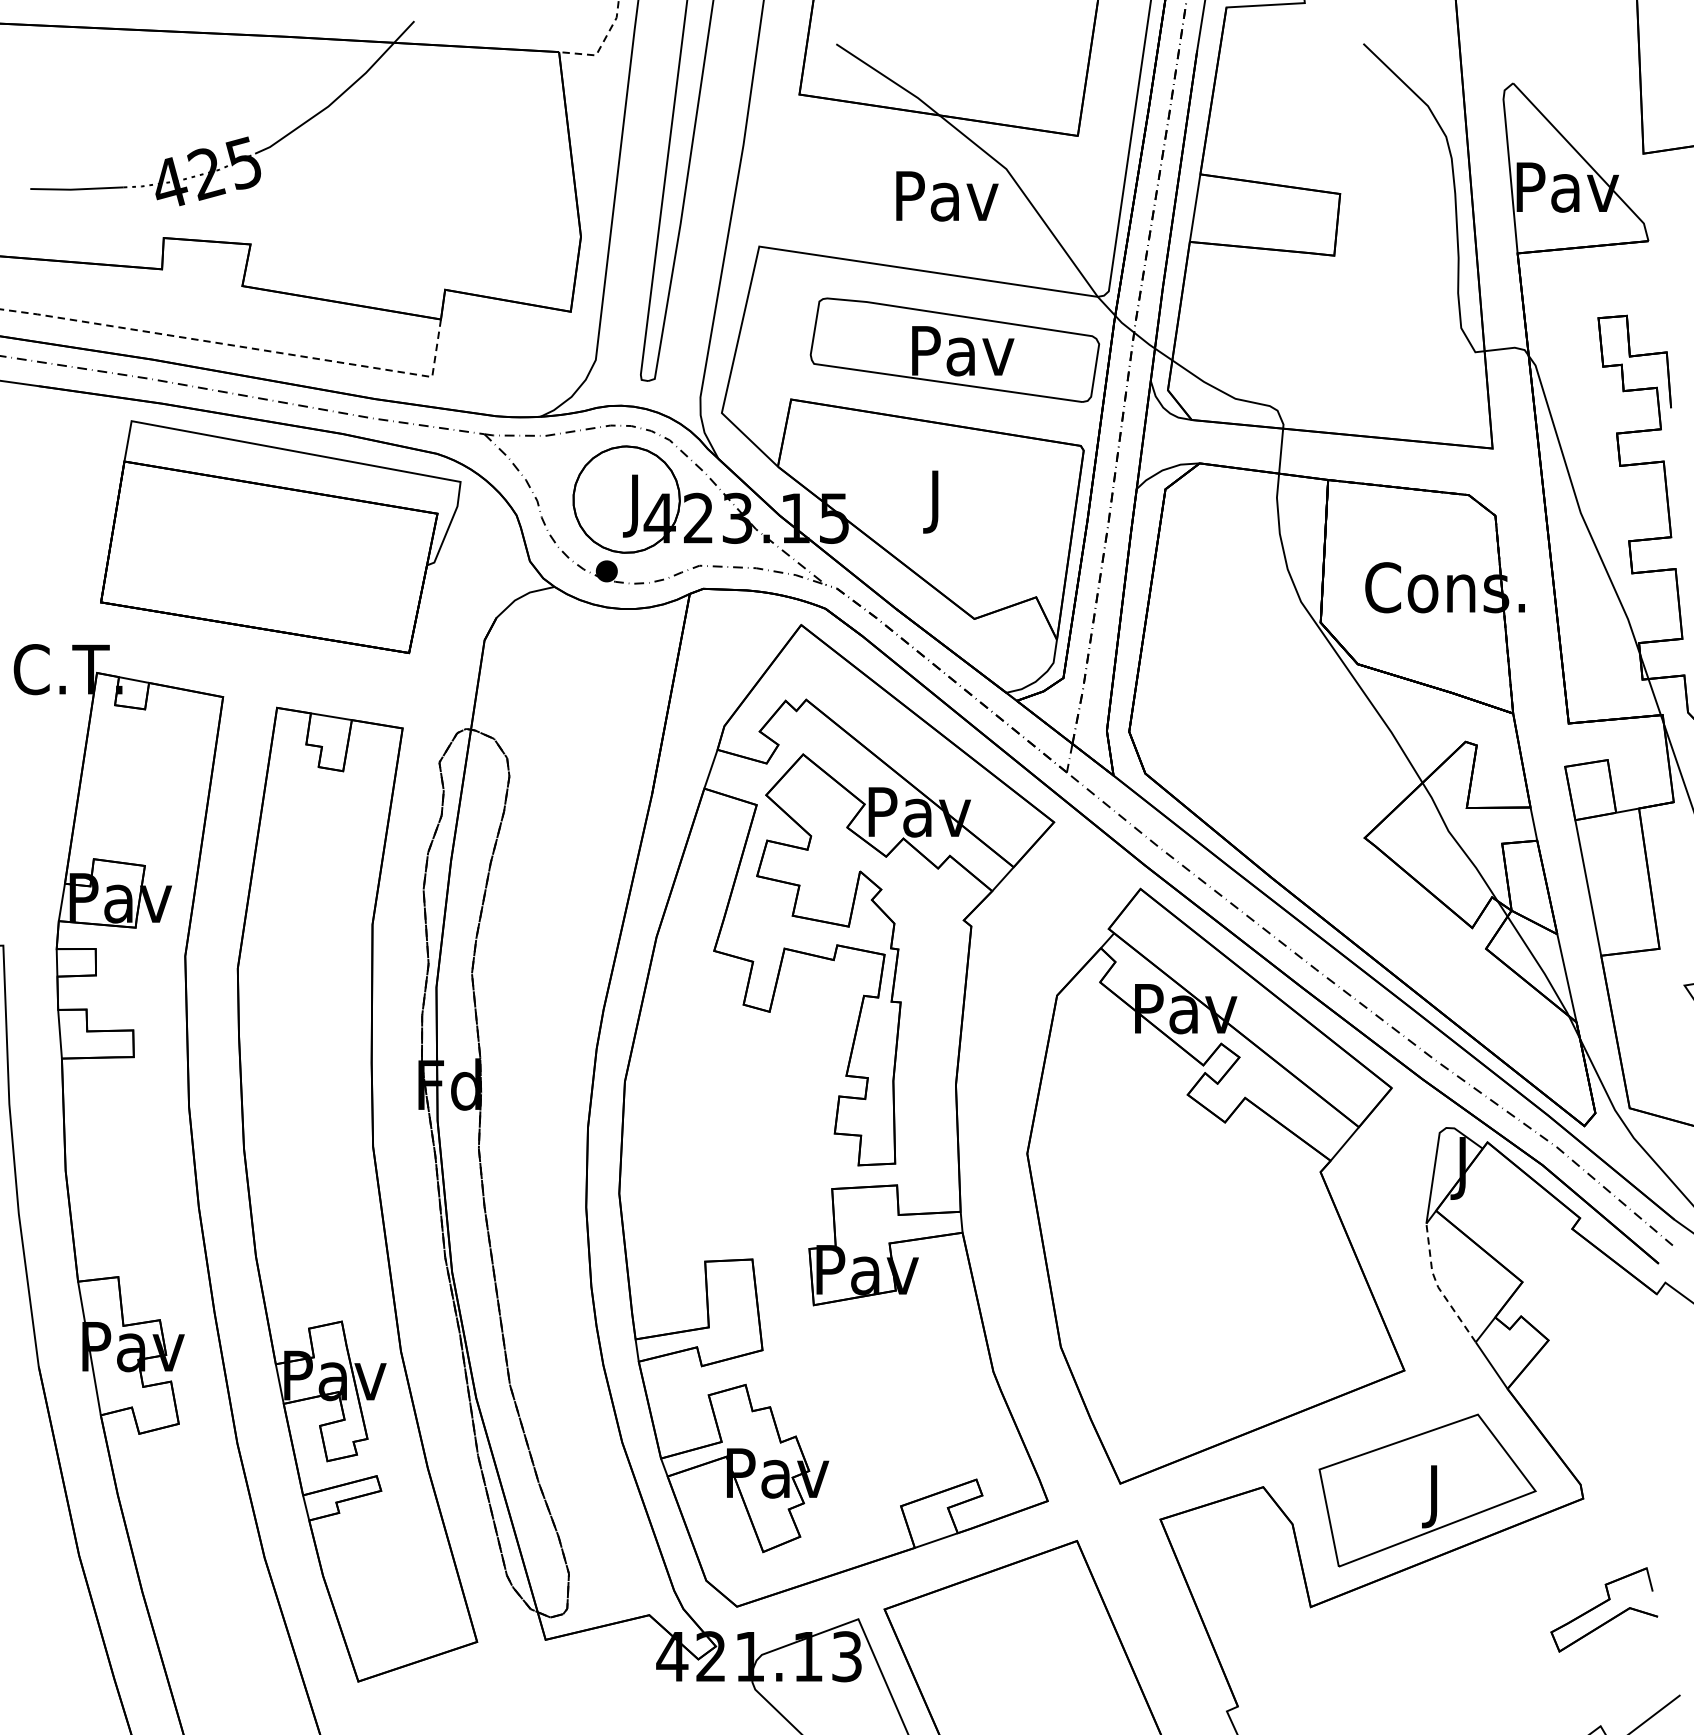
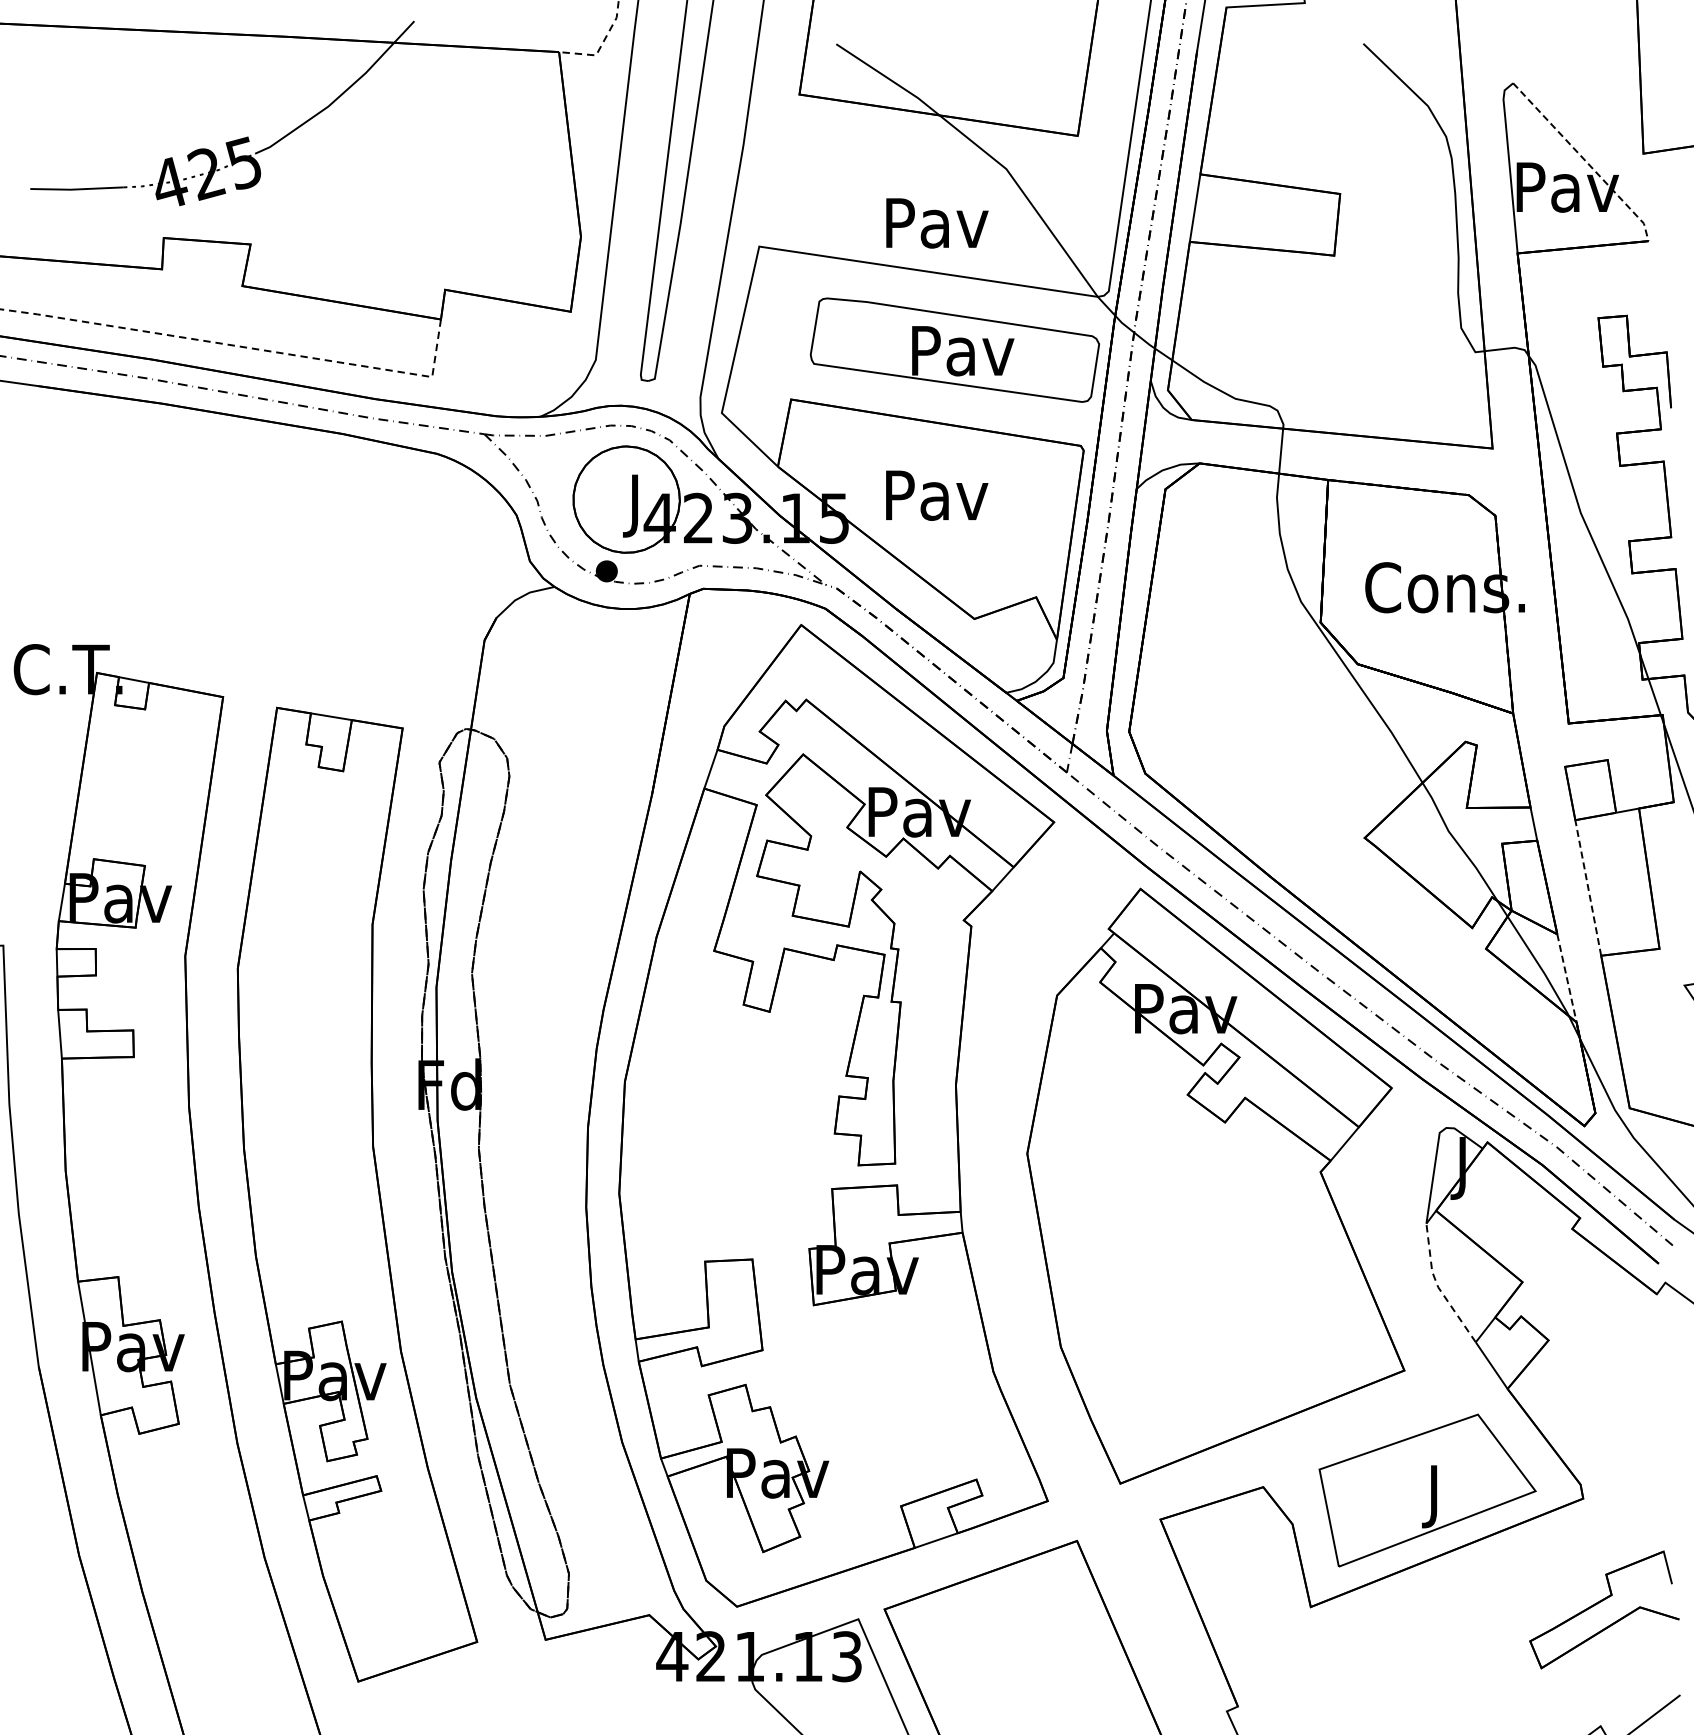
line: solid -> dashed (1585, 160)
text position: (947, 196) -> (937, 223) (937, 223)
text: J -> Pav (937, 501)
part: present -> none (280, 537)
line: solid -> dashed (1588, 887)
line: solid -> dashed (1567, 978)
part size: 109x86 px -> 151x120 px (1604, 1609)
